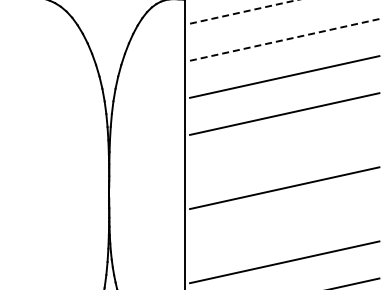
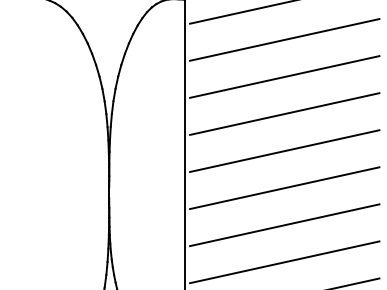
line: dashed -> solid (243, 11)
line: dashed -> solid (284, 39)
line: none -> present (284, 150)
line: none -> present (284, 225)
